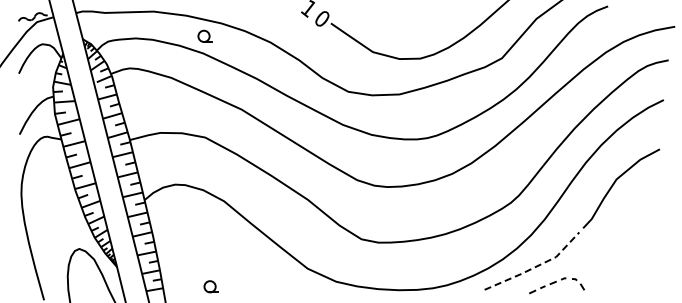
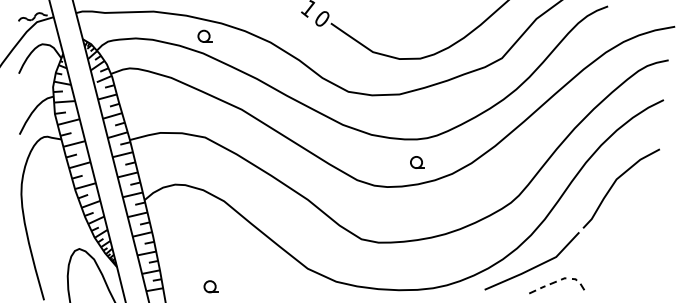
part: none -> present (417, 162)
line: dashed -> solid (535, 266)
